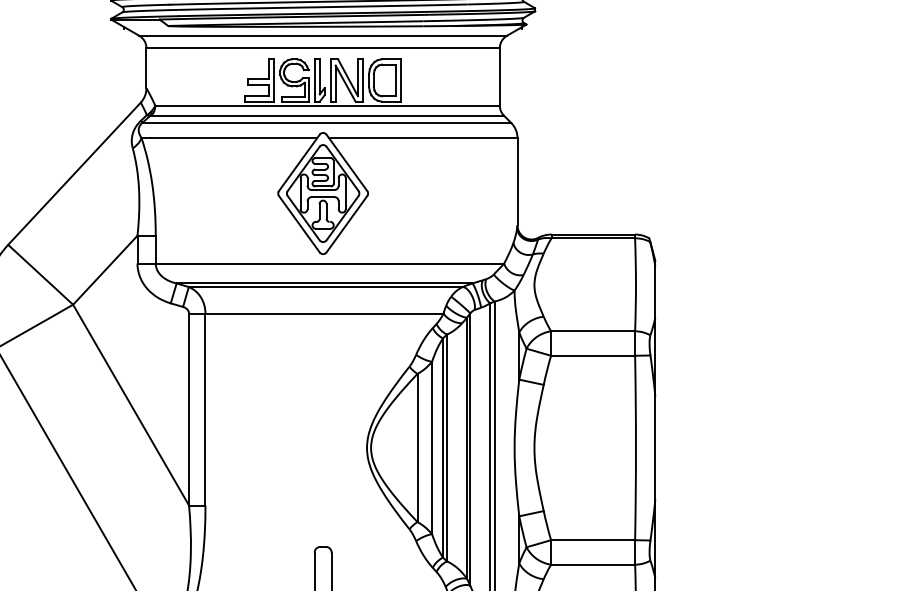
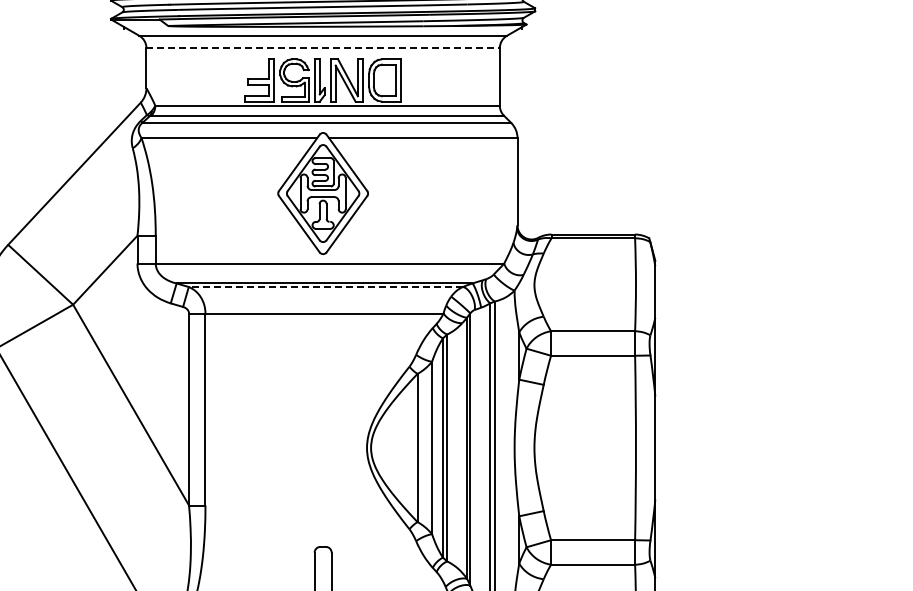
line: solid -> dashed (323, 48)
line: solid -> dashed (325, 287)
